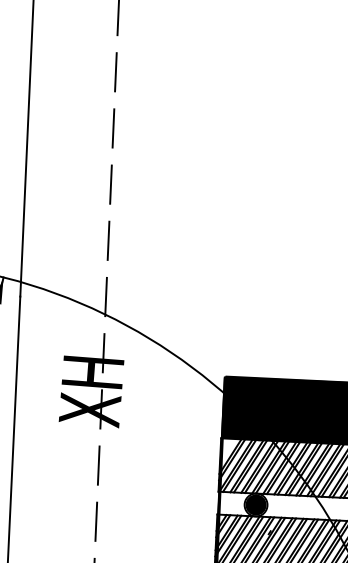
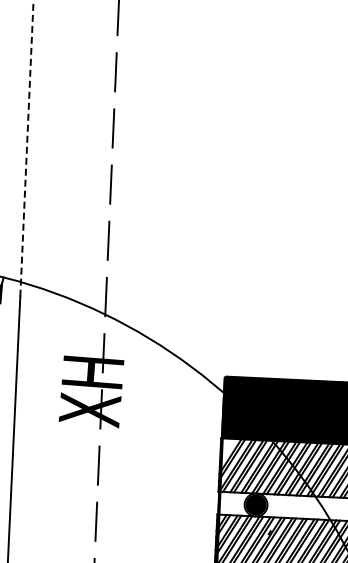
line: solid -> dashed (26, 147)
